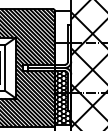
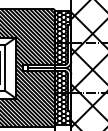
hatch: none -> present (63, 37)
